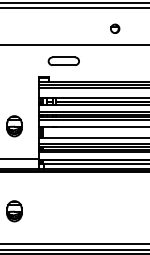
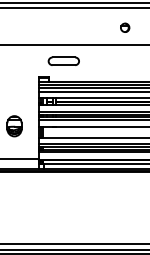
part position: (115, 28) -> (125, 27) (125, 27)
line: none -> present (92, 91)
part: present -> none (14, 211)
